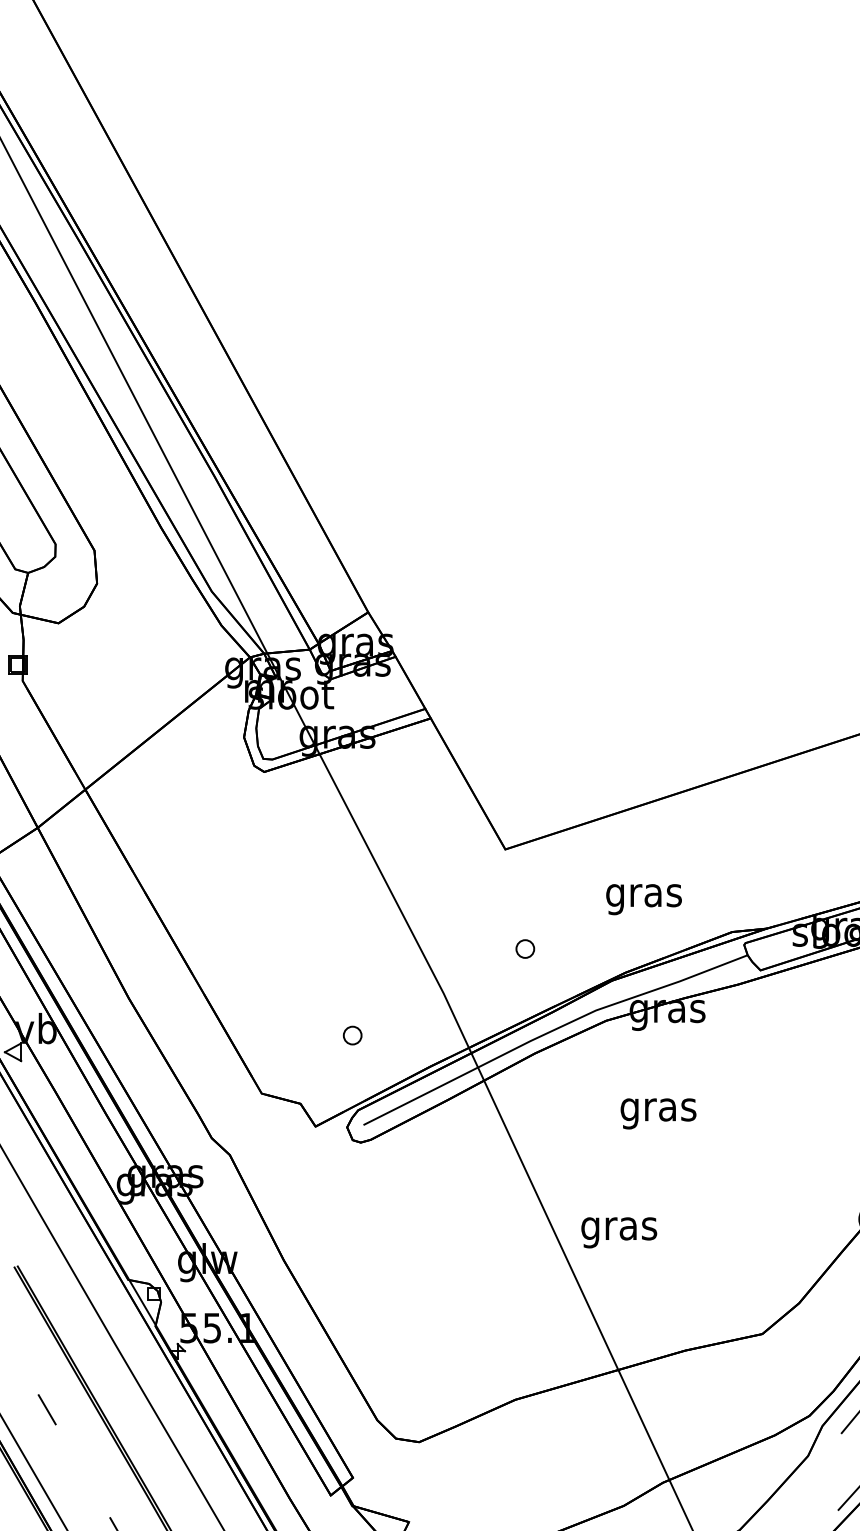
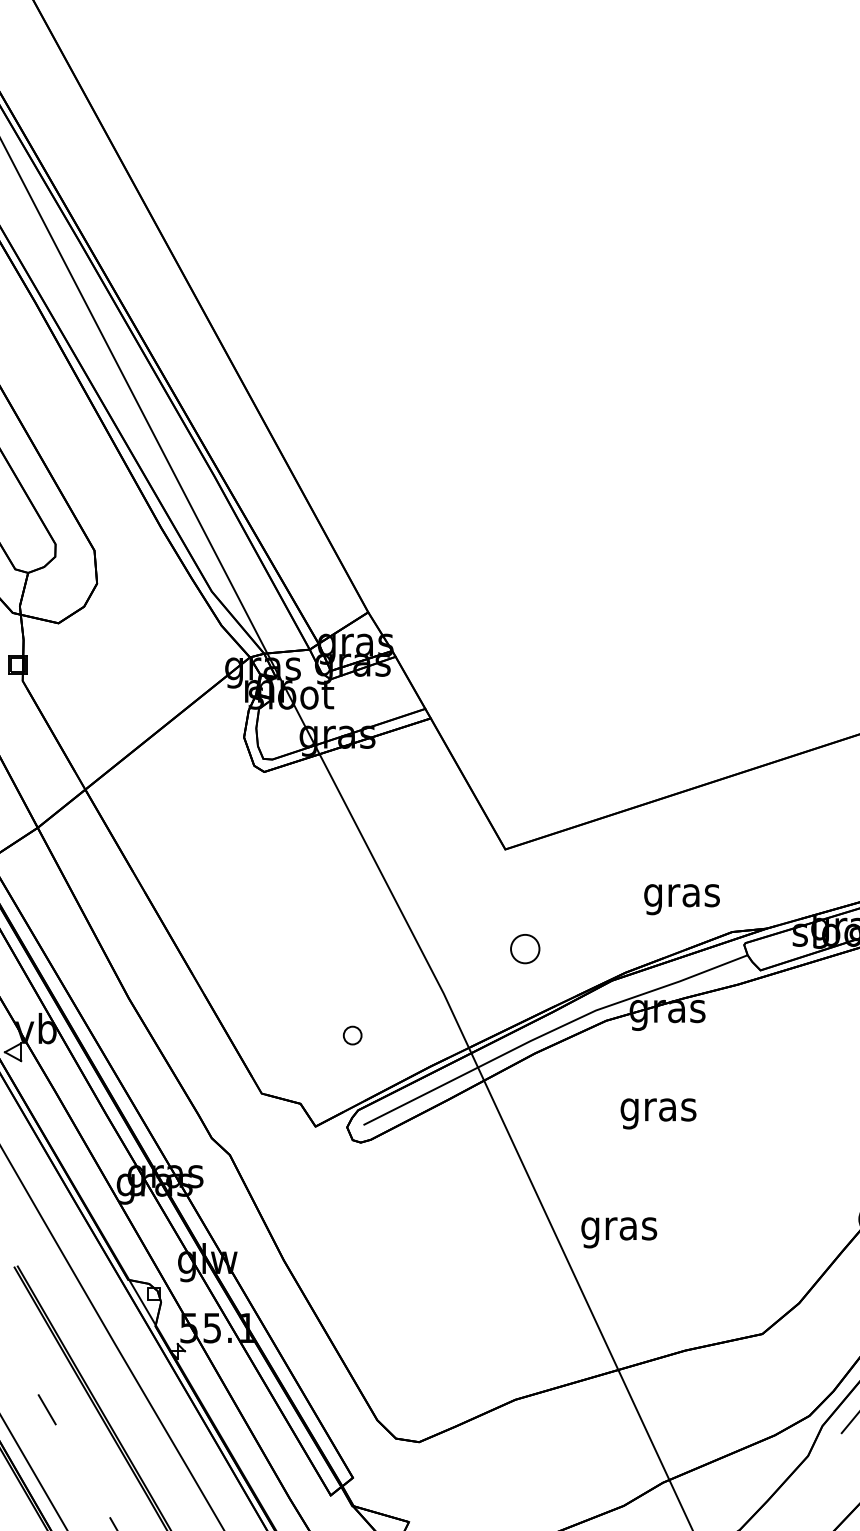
text position: (643, 899) -> (681, 899) (681, 899)
part size: 21x20 px -> 31x31 px (525, 949)
line: present -> none (846, 1499)
